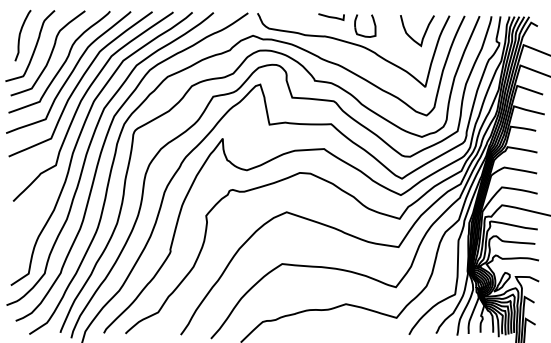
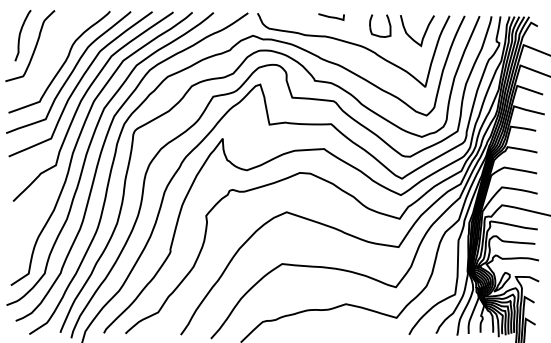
part position: (373, 23) -> (388, 23) (388, 23)
curve: present -> none (49, 55)
